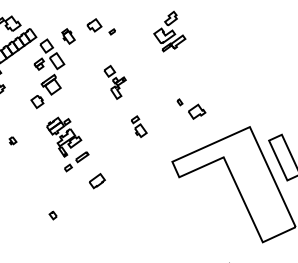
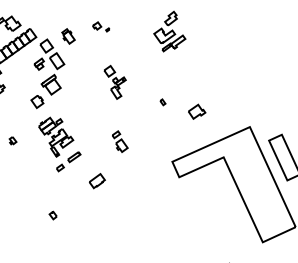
part size: 30x18 px -> 19x12 px (101, 26)
part position: (179, 102) -> (162, 102) (162, 102)
part position: (139, 126) -> (120, 141) (120, 141)
part position: (67, 144) -> (59, 144) (59, 144)
